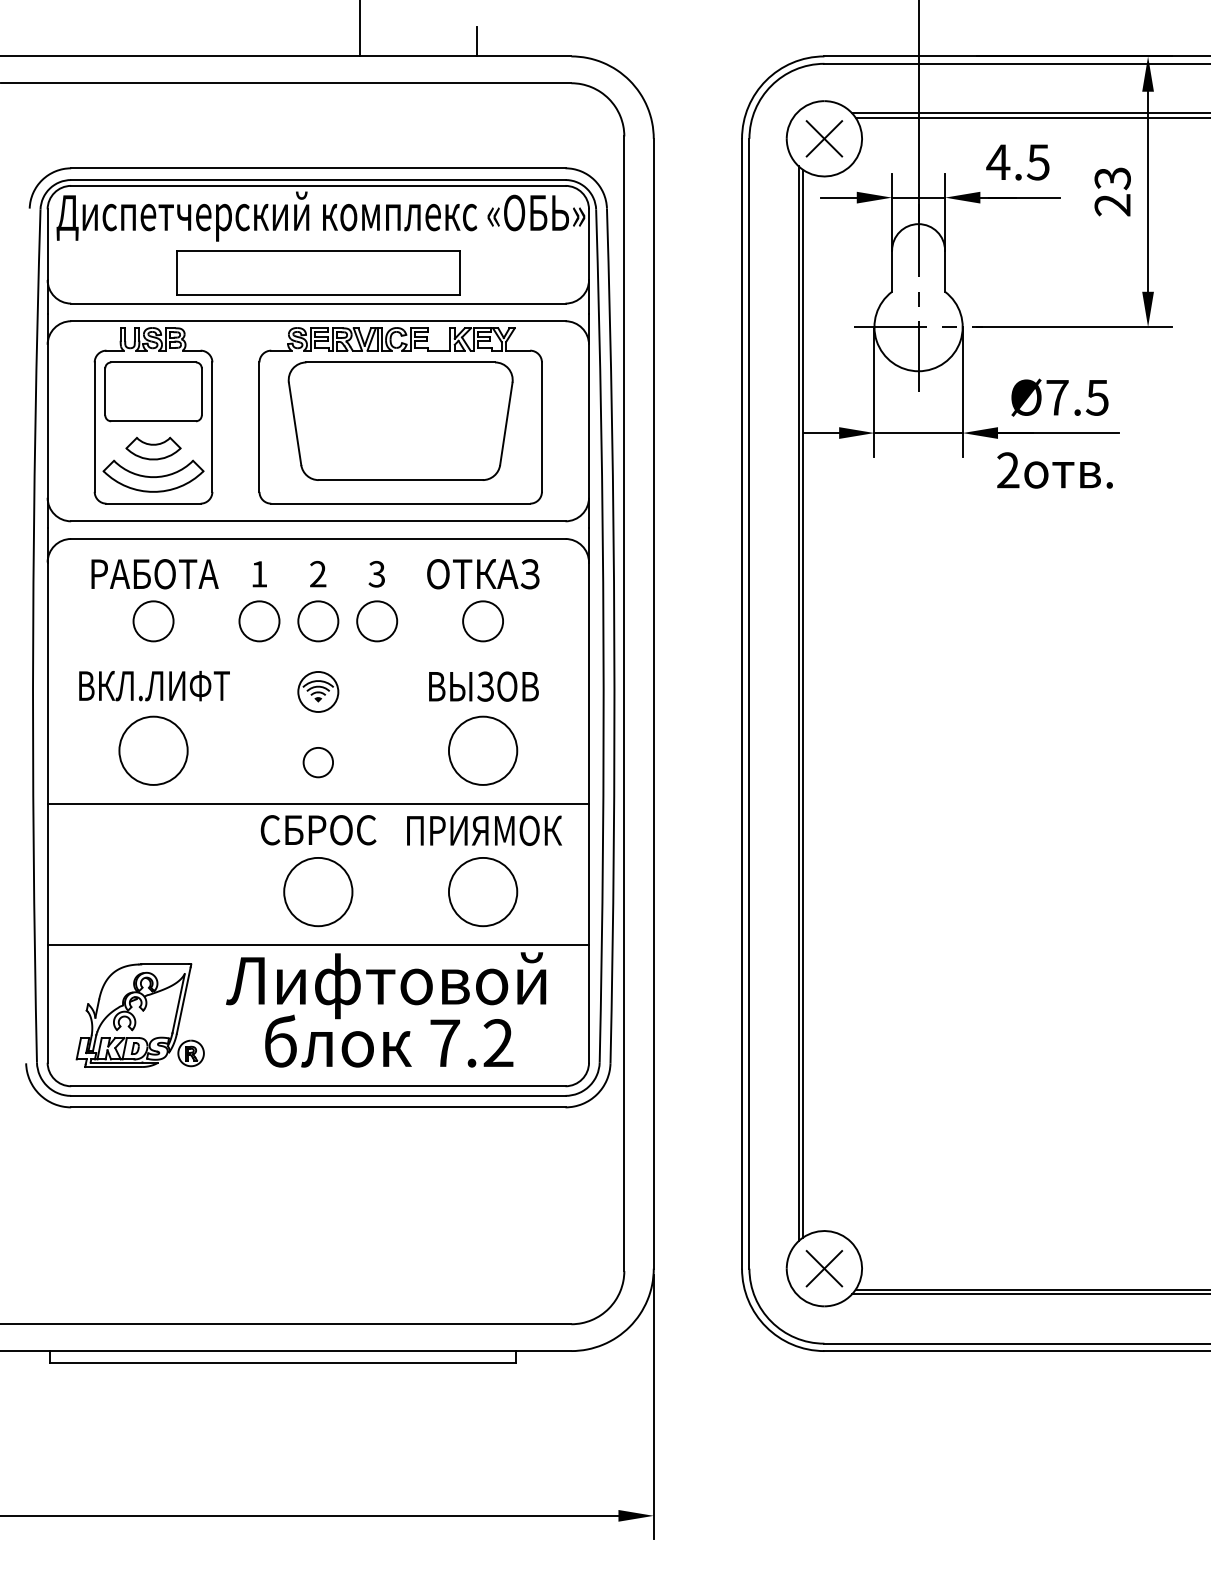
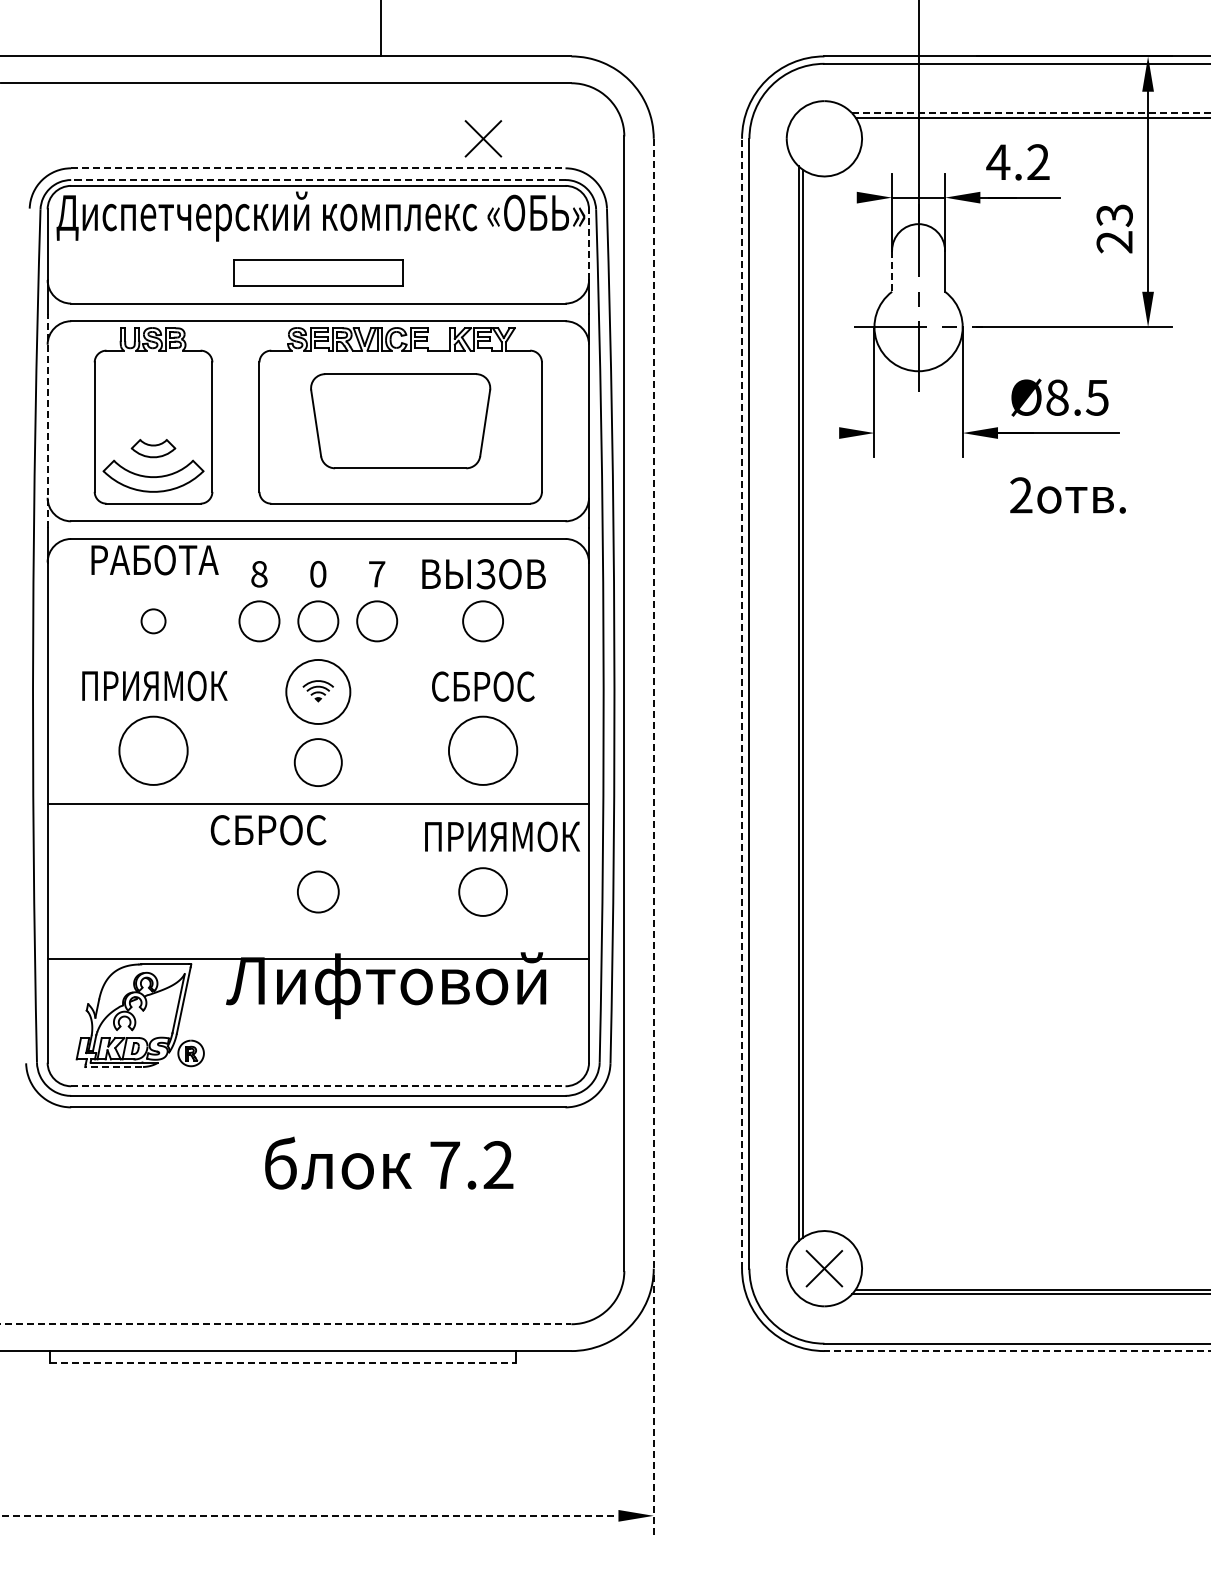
line position: (359, 29) -> (380, 29) (380, 29)
line: present -> none (477, 41)
line: solid -> dashed (1031, 113)
part position: (824, 138) -> (483, 138) (483, 138)
text: 4.5 -> 4.2 (1037, 162)
line: solid -> dashed (318, 168)
line: solid -> dashed (317, 180)
text position: (1112, 191) -> (1114, 228) (1114, 228)
line: present -> none (838, 197)
line: solid -> dashed (589, 244)
line: solid -> dashed (892, 271)
part size: 285x46 px -> 171x28 px (318, 272)
part: present -> none (153, 391)
text: Ø7.5 -> Ø8.5 (1057, 397)
line: solid -> dashed (47, 420)
part size: 227x120 px -> 182x97 px (400, 421)
line: present -> none (821, 433)
line: present -> none (918, 433)
part size: 57x25 px -> 47x20 px (153, 448)
text position: (1054, 470) -> (1067, 495) (1067, 495)
text: 3 -> 7 (376, 573)
text position: (154, 574) -> (154, 560) (154, 560)
text: 1 -> 8 (259, 574)
text: 2 -> 0 (318, 574)
text: ОТКАЗ -> ВЫЗОВ (483, 574)
circle diameter: 40 px -> 24 px (153, 621)
text: ВКЛ.ЛИФТ -> ПРИЯМОК (154, 685)
text: ВЫЗОВ -> СБРОС (483, 686)
circle diameter: 40 px -> 64 px (318, 691)
line: solid -> dashed (653, 703)
line: solid -> dashed (742, 703)
circle diameter: 29 px -> 47 px (317, 762)
text position: (318, 830) -> (268, 830) (268, 830)
text position: (484, 830) -> (502, 836) (502, 836)
circle diameter: 68 px -> 41 px (317, 891)
circle diameter: 68 px -> 48 px (483, 891)
line position: (318, 945) -> (318, 959) (318, 959)
text position: (389, 1040) -> (389, 1162) (389, 1162)
line: solid -> dashed (113, 1067)
line: solid -> dashed (318, 1086)
line: solid -> dashed (286, 1324)
line: solid -> dashed (1017, 1351)
line: solid -> dashed (283, 1362)
line: solid -> dashed (653, 1407)
line: solid -> dashed (309, 1515)
